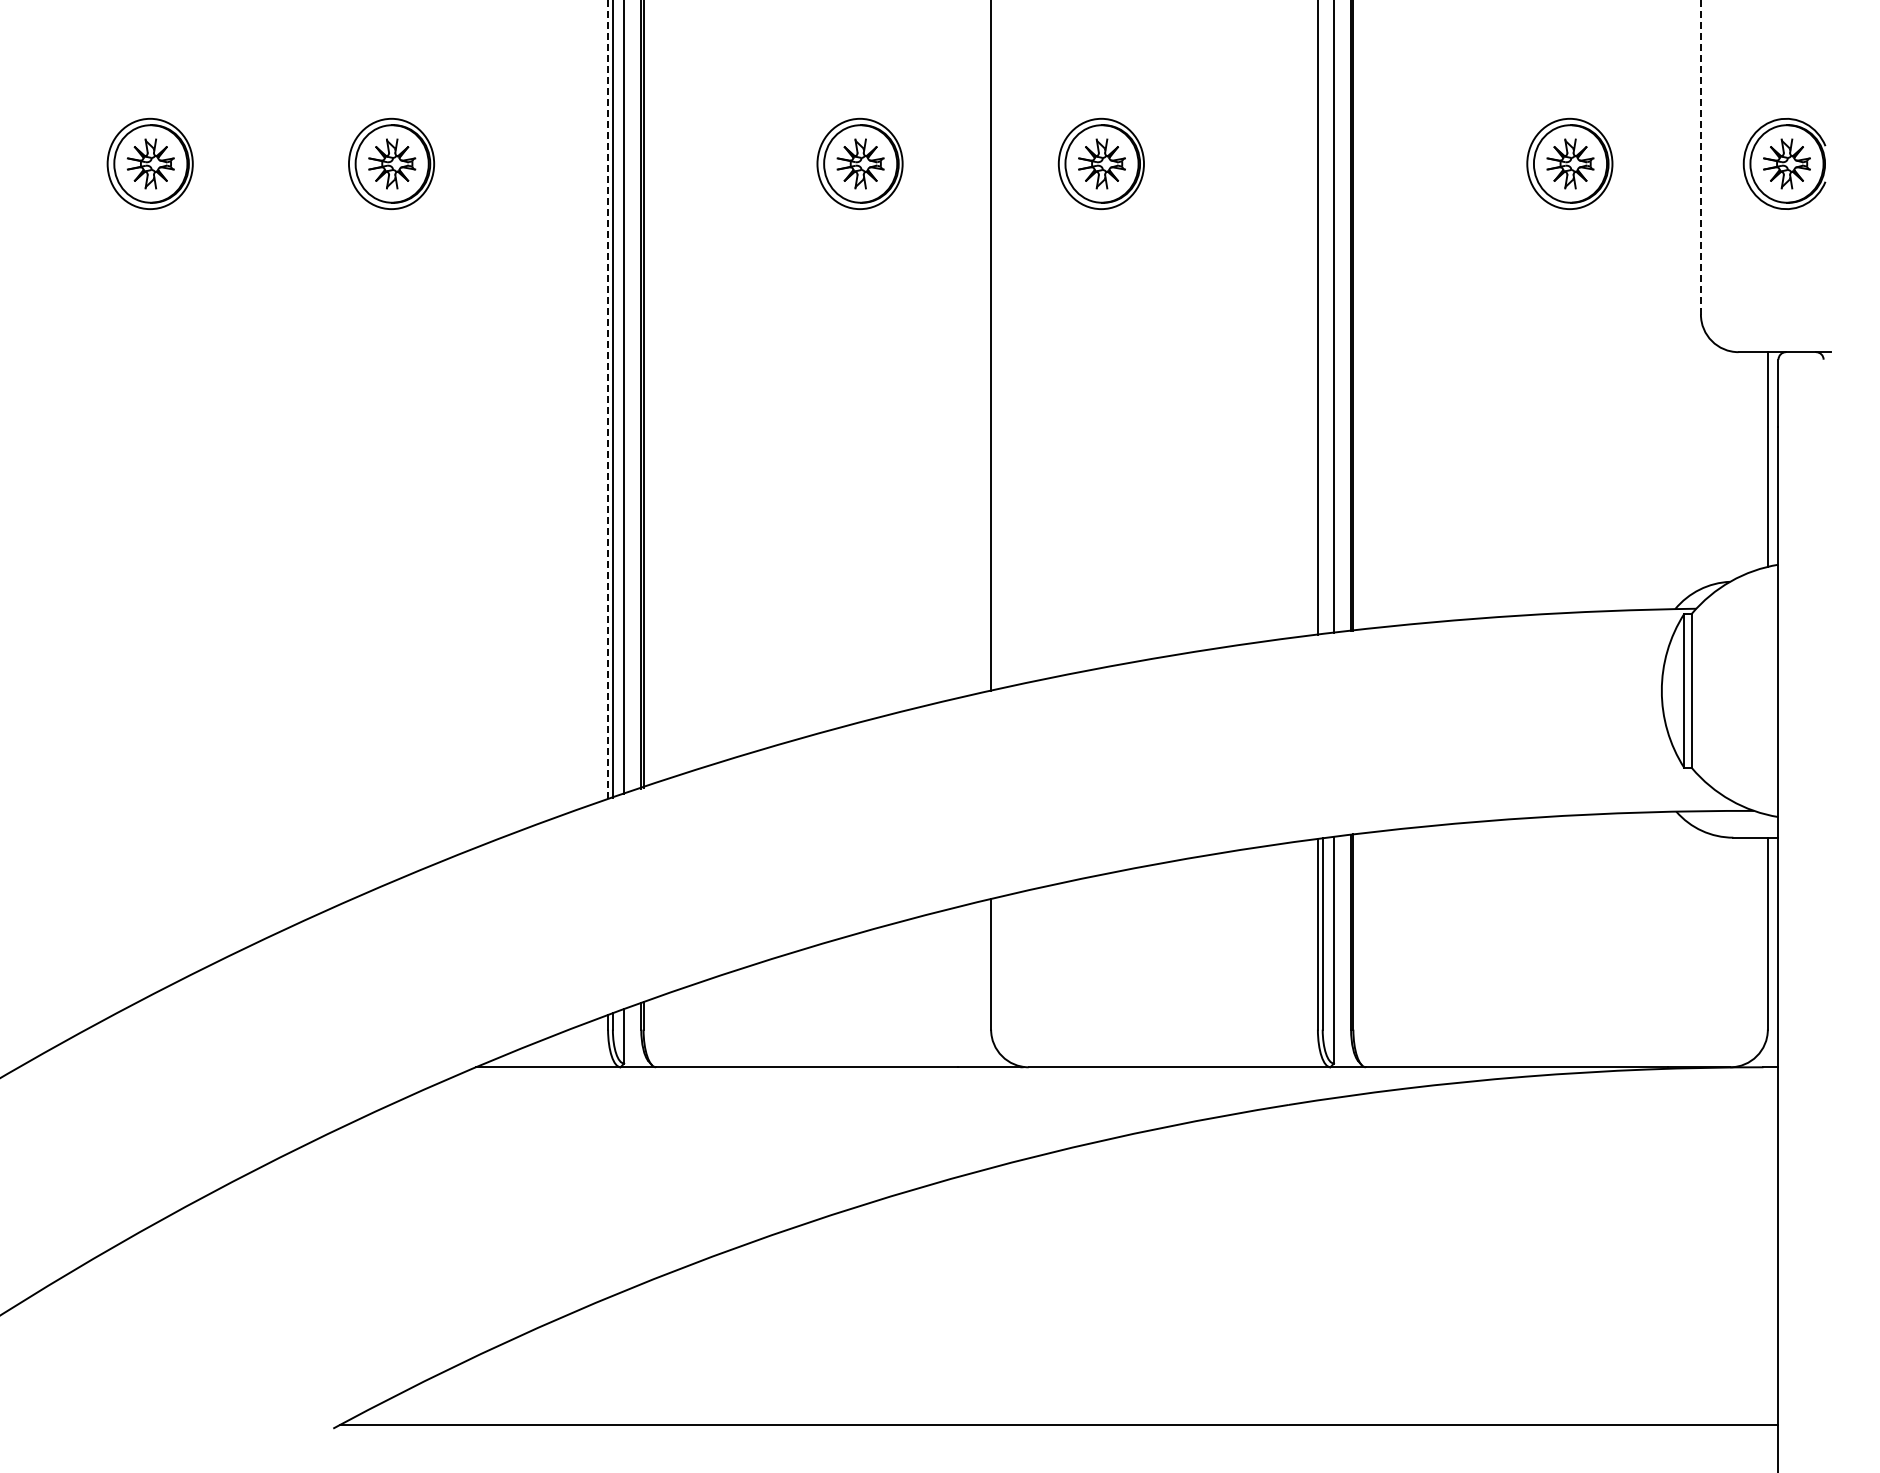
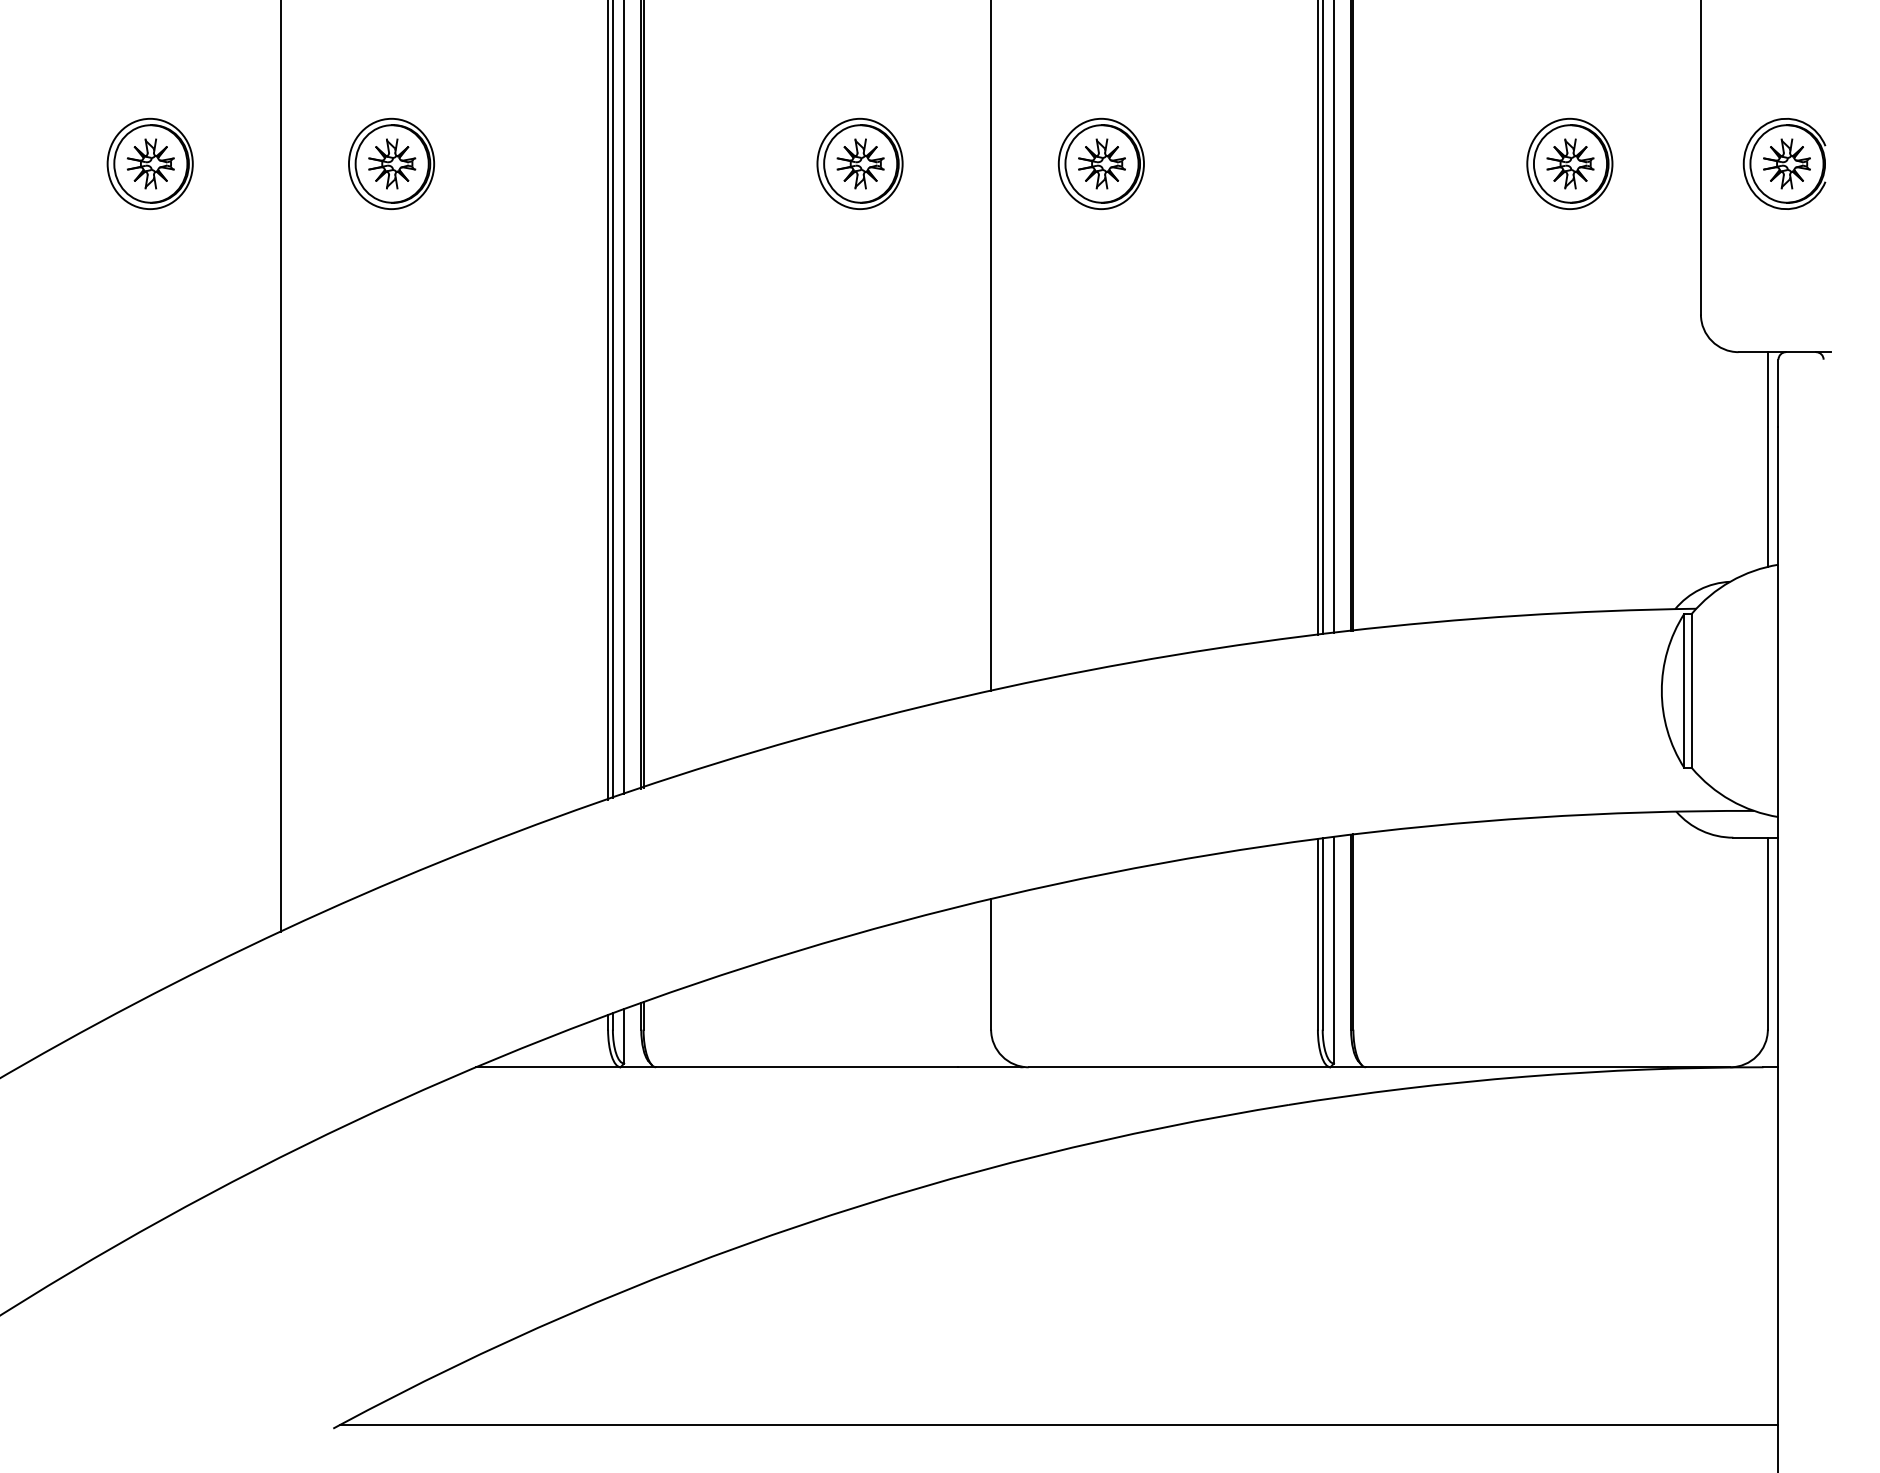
line: dashed -> solid (1700, 157)
line: none -> present (1322, 318)
line: dashed -> solid (608, 400)
line: none -> present (281, 467)
